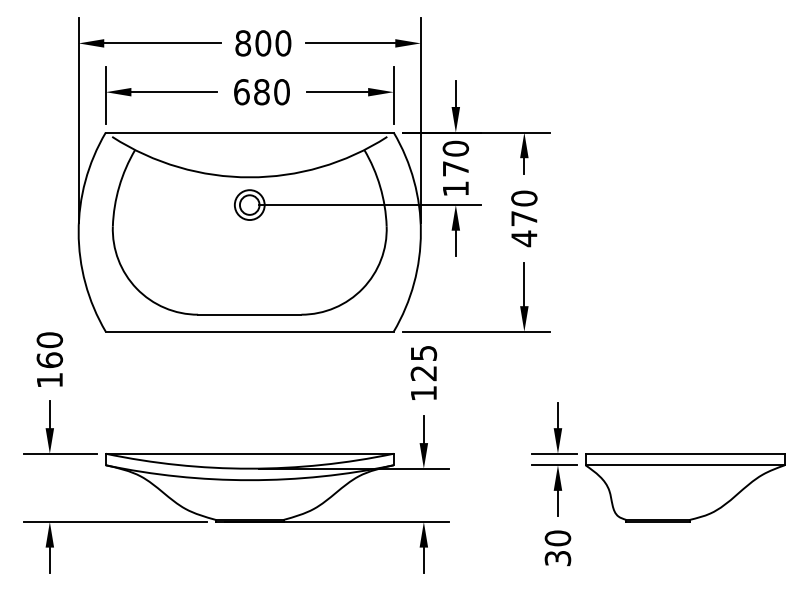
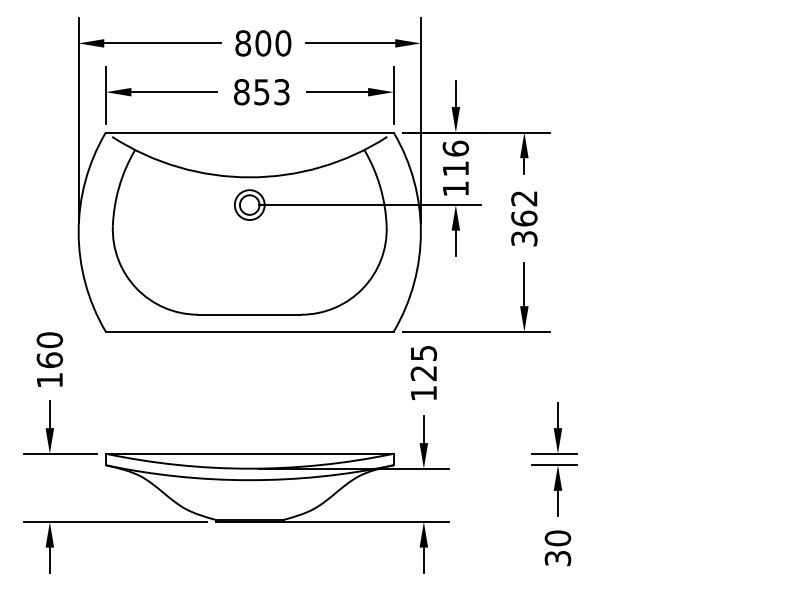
text: 680 -> 853 (261, 92)
text: 170 -> 116 (455, 158)
text: 470 -> 362 (524, 218)
part: present -> none (685, 487)
